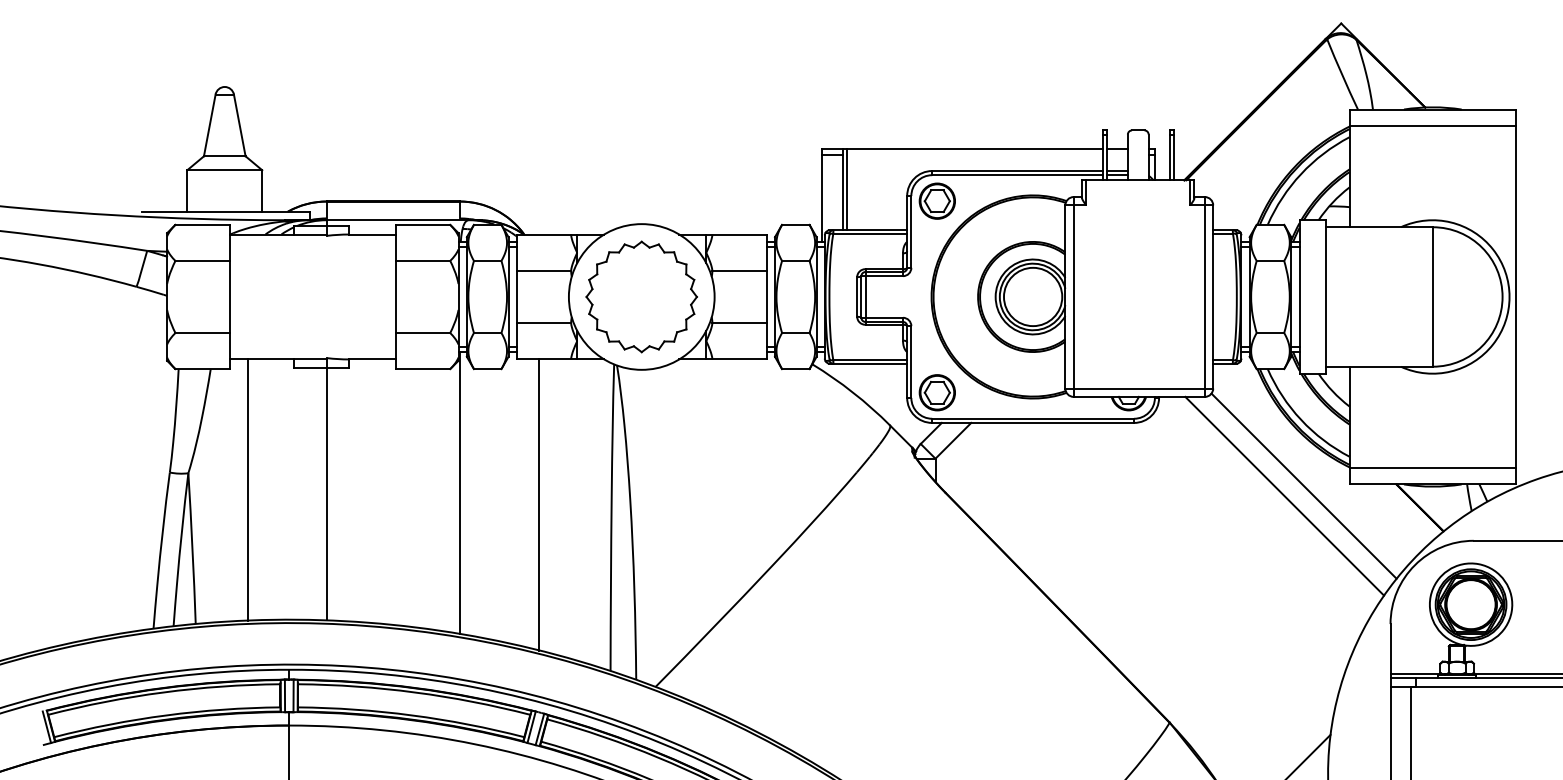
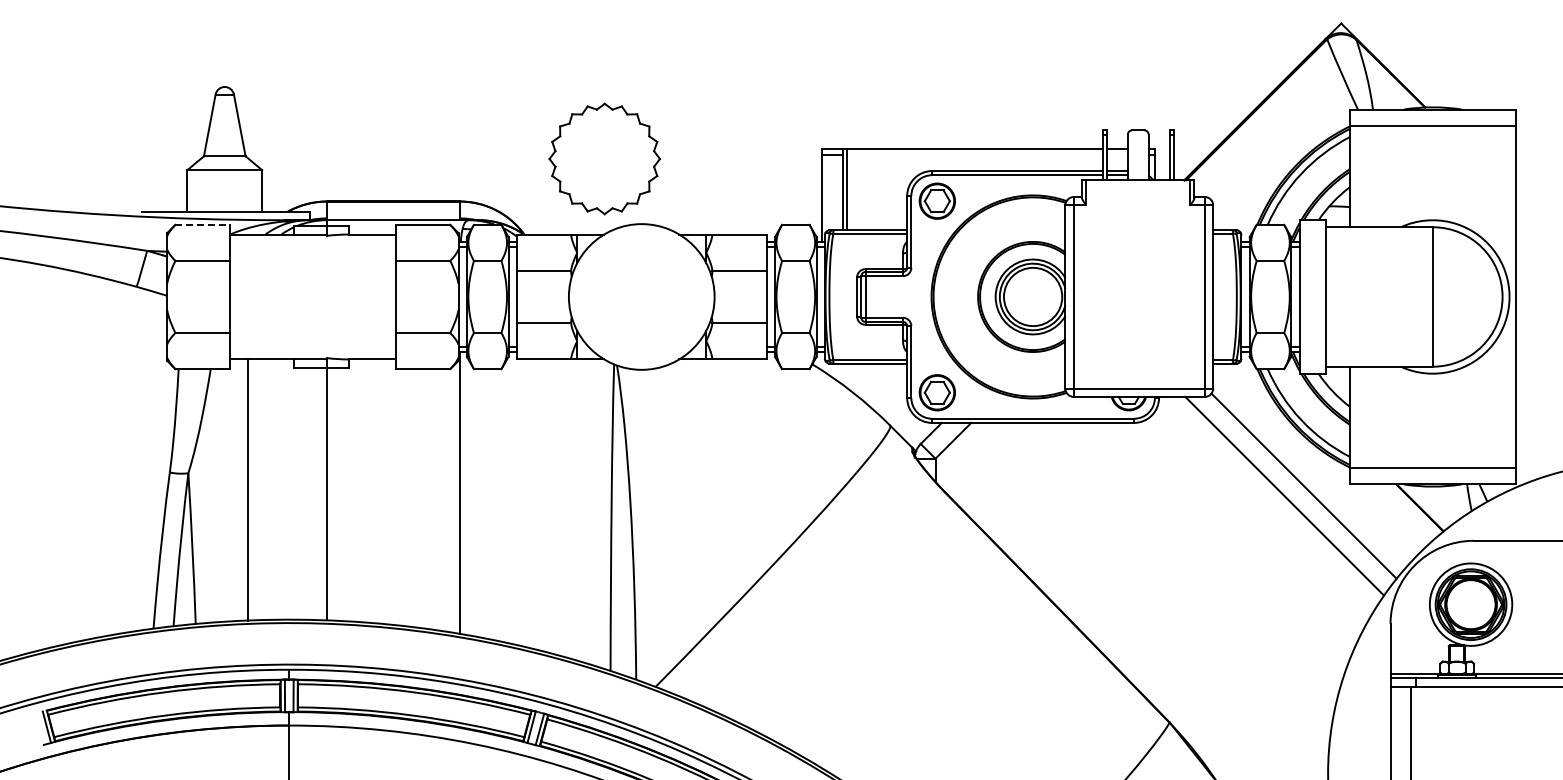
line: solid -> dashed (203, 224)
part position: (641, 296) -> (604, 158) (604, 158)
line: present -> none (539, 504)
line: present -> none (1309, 755)
